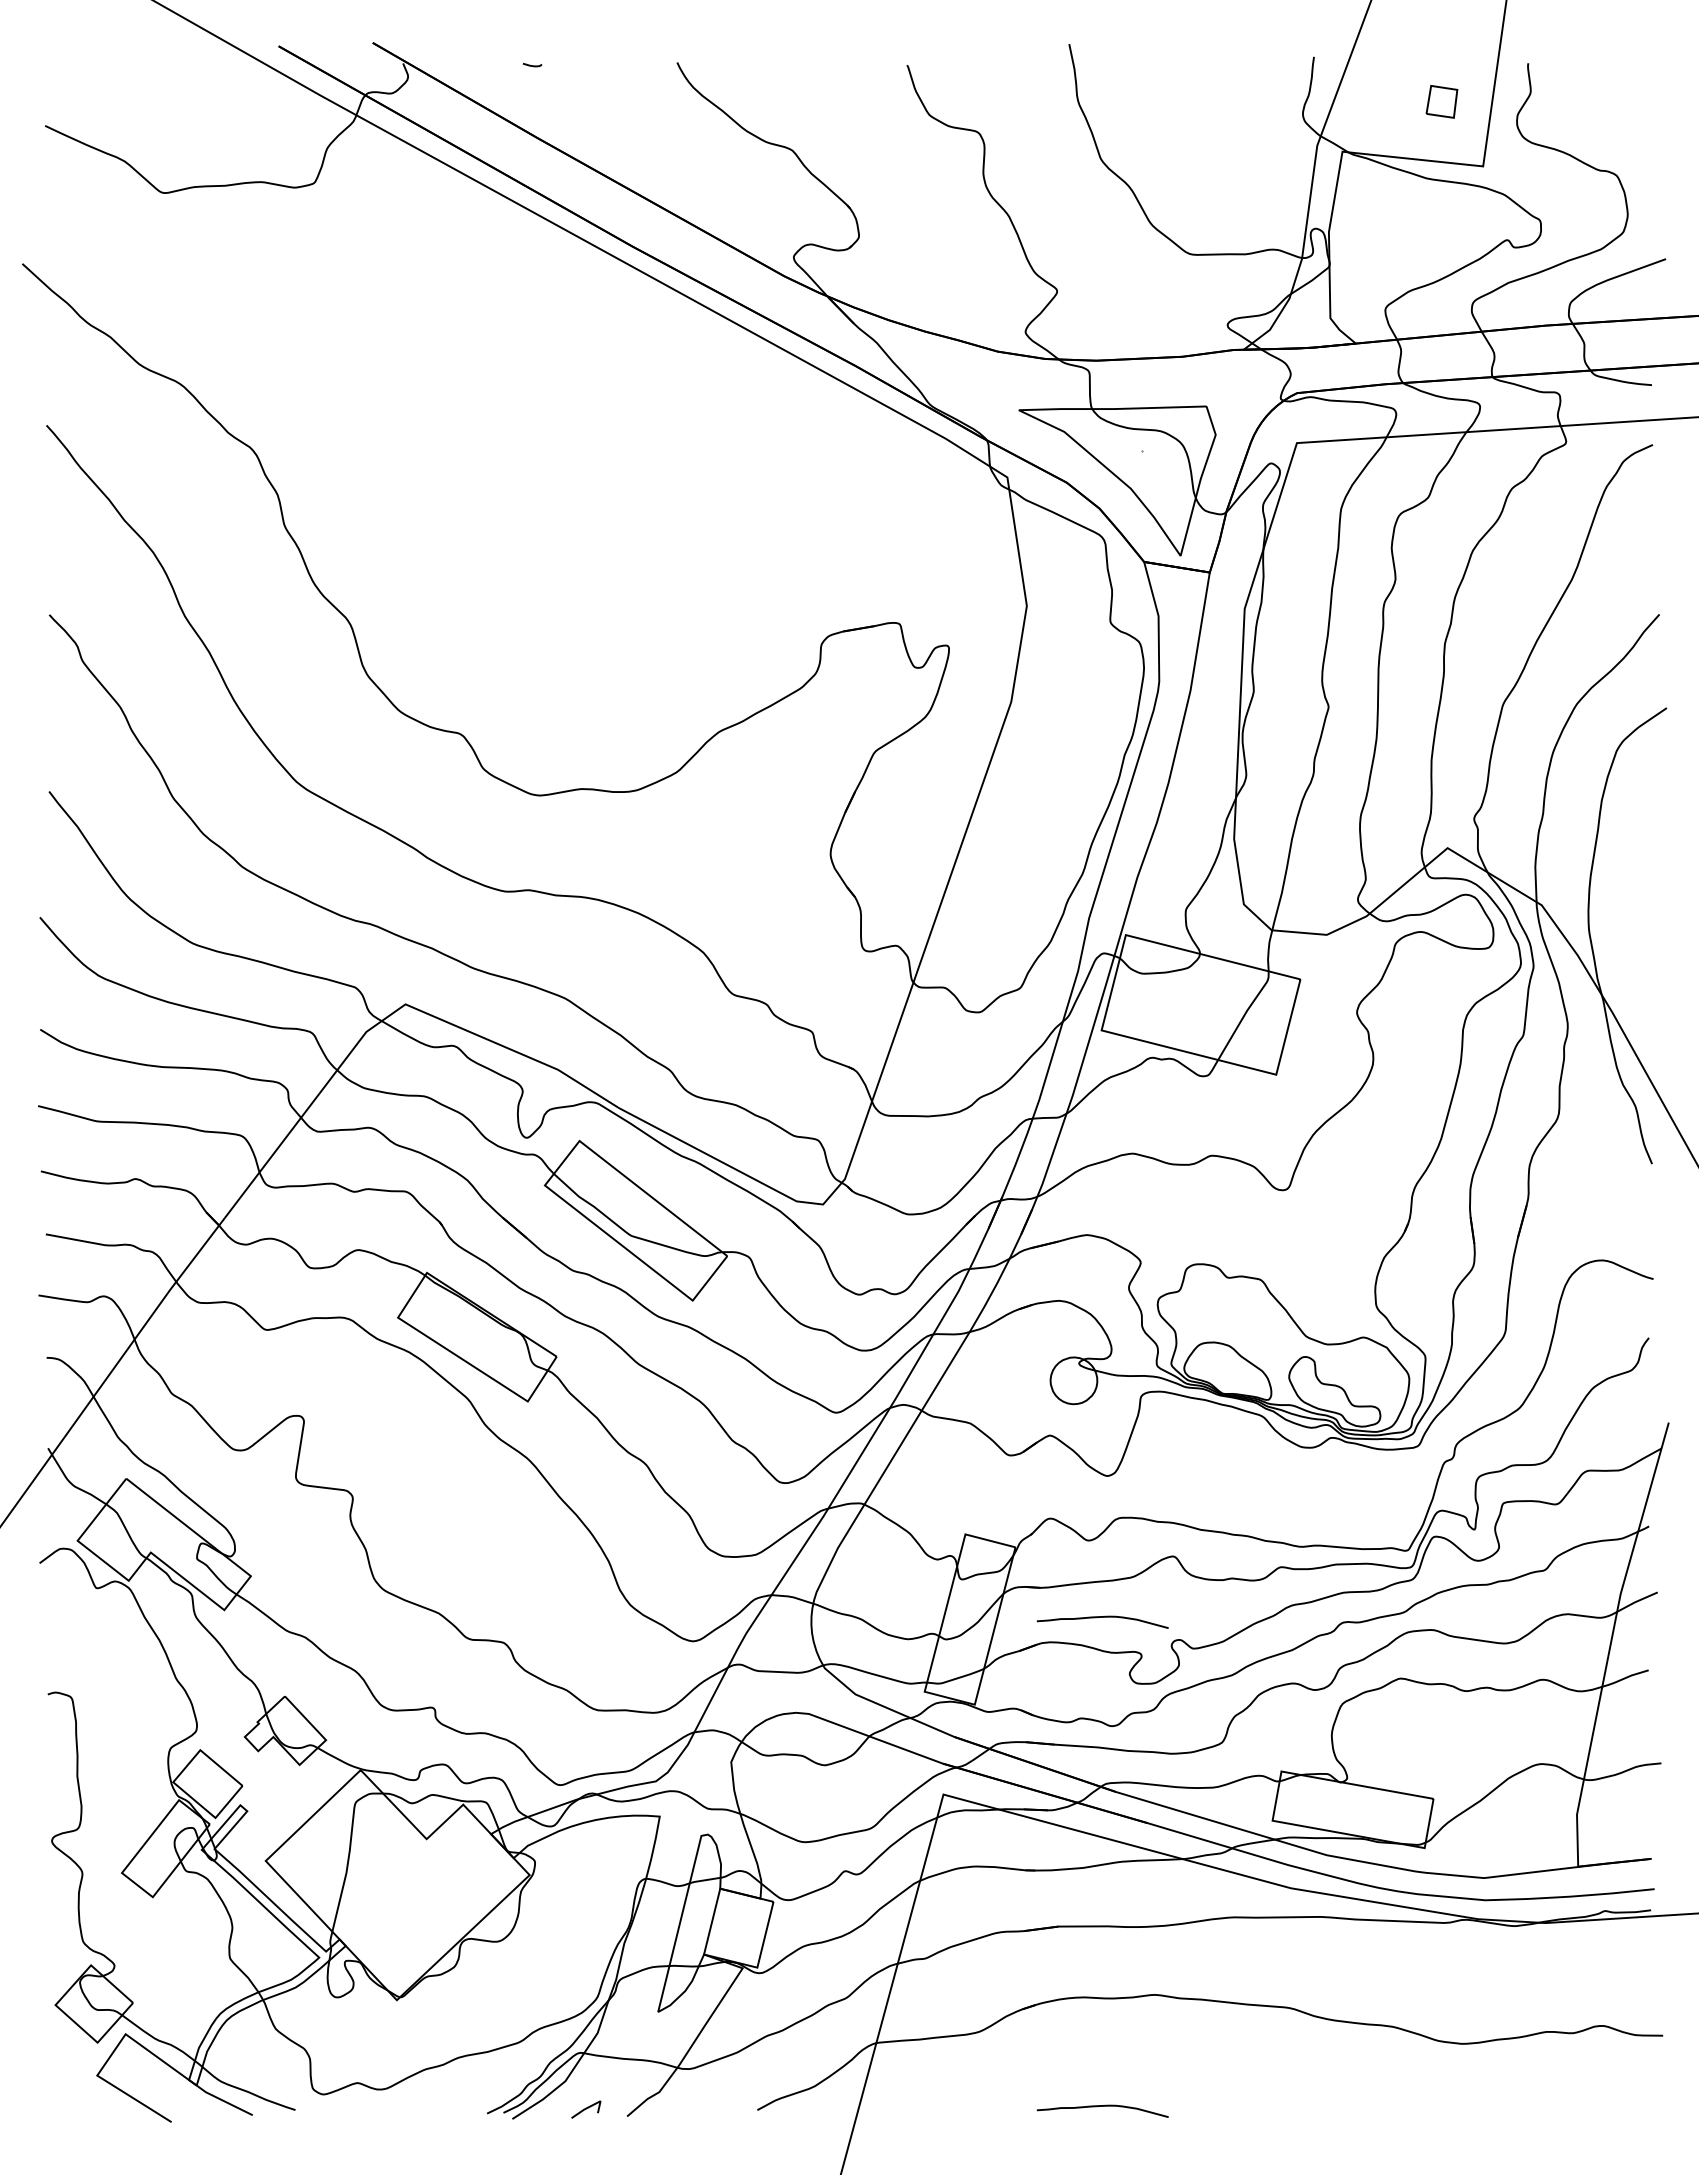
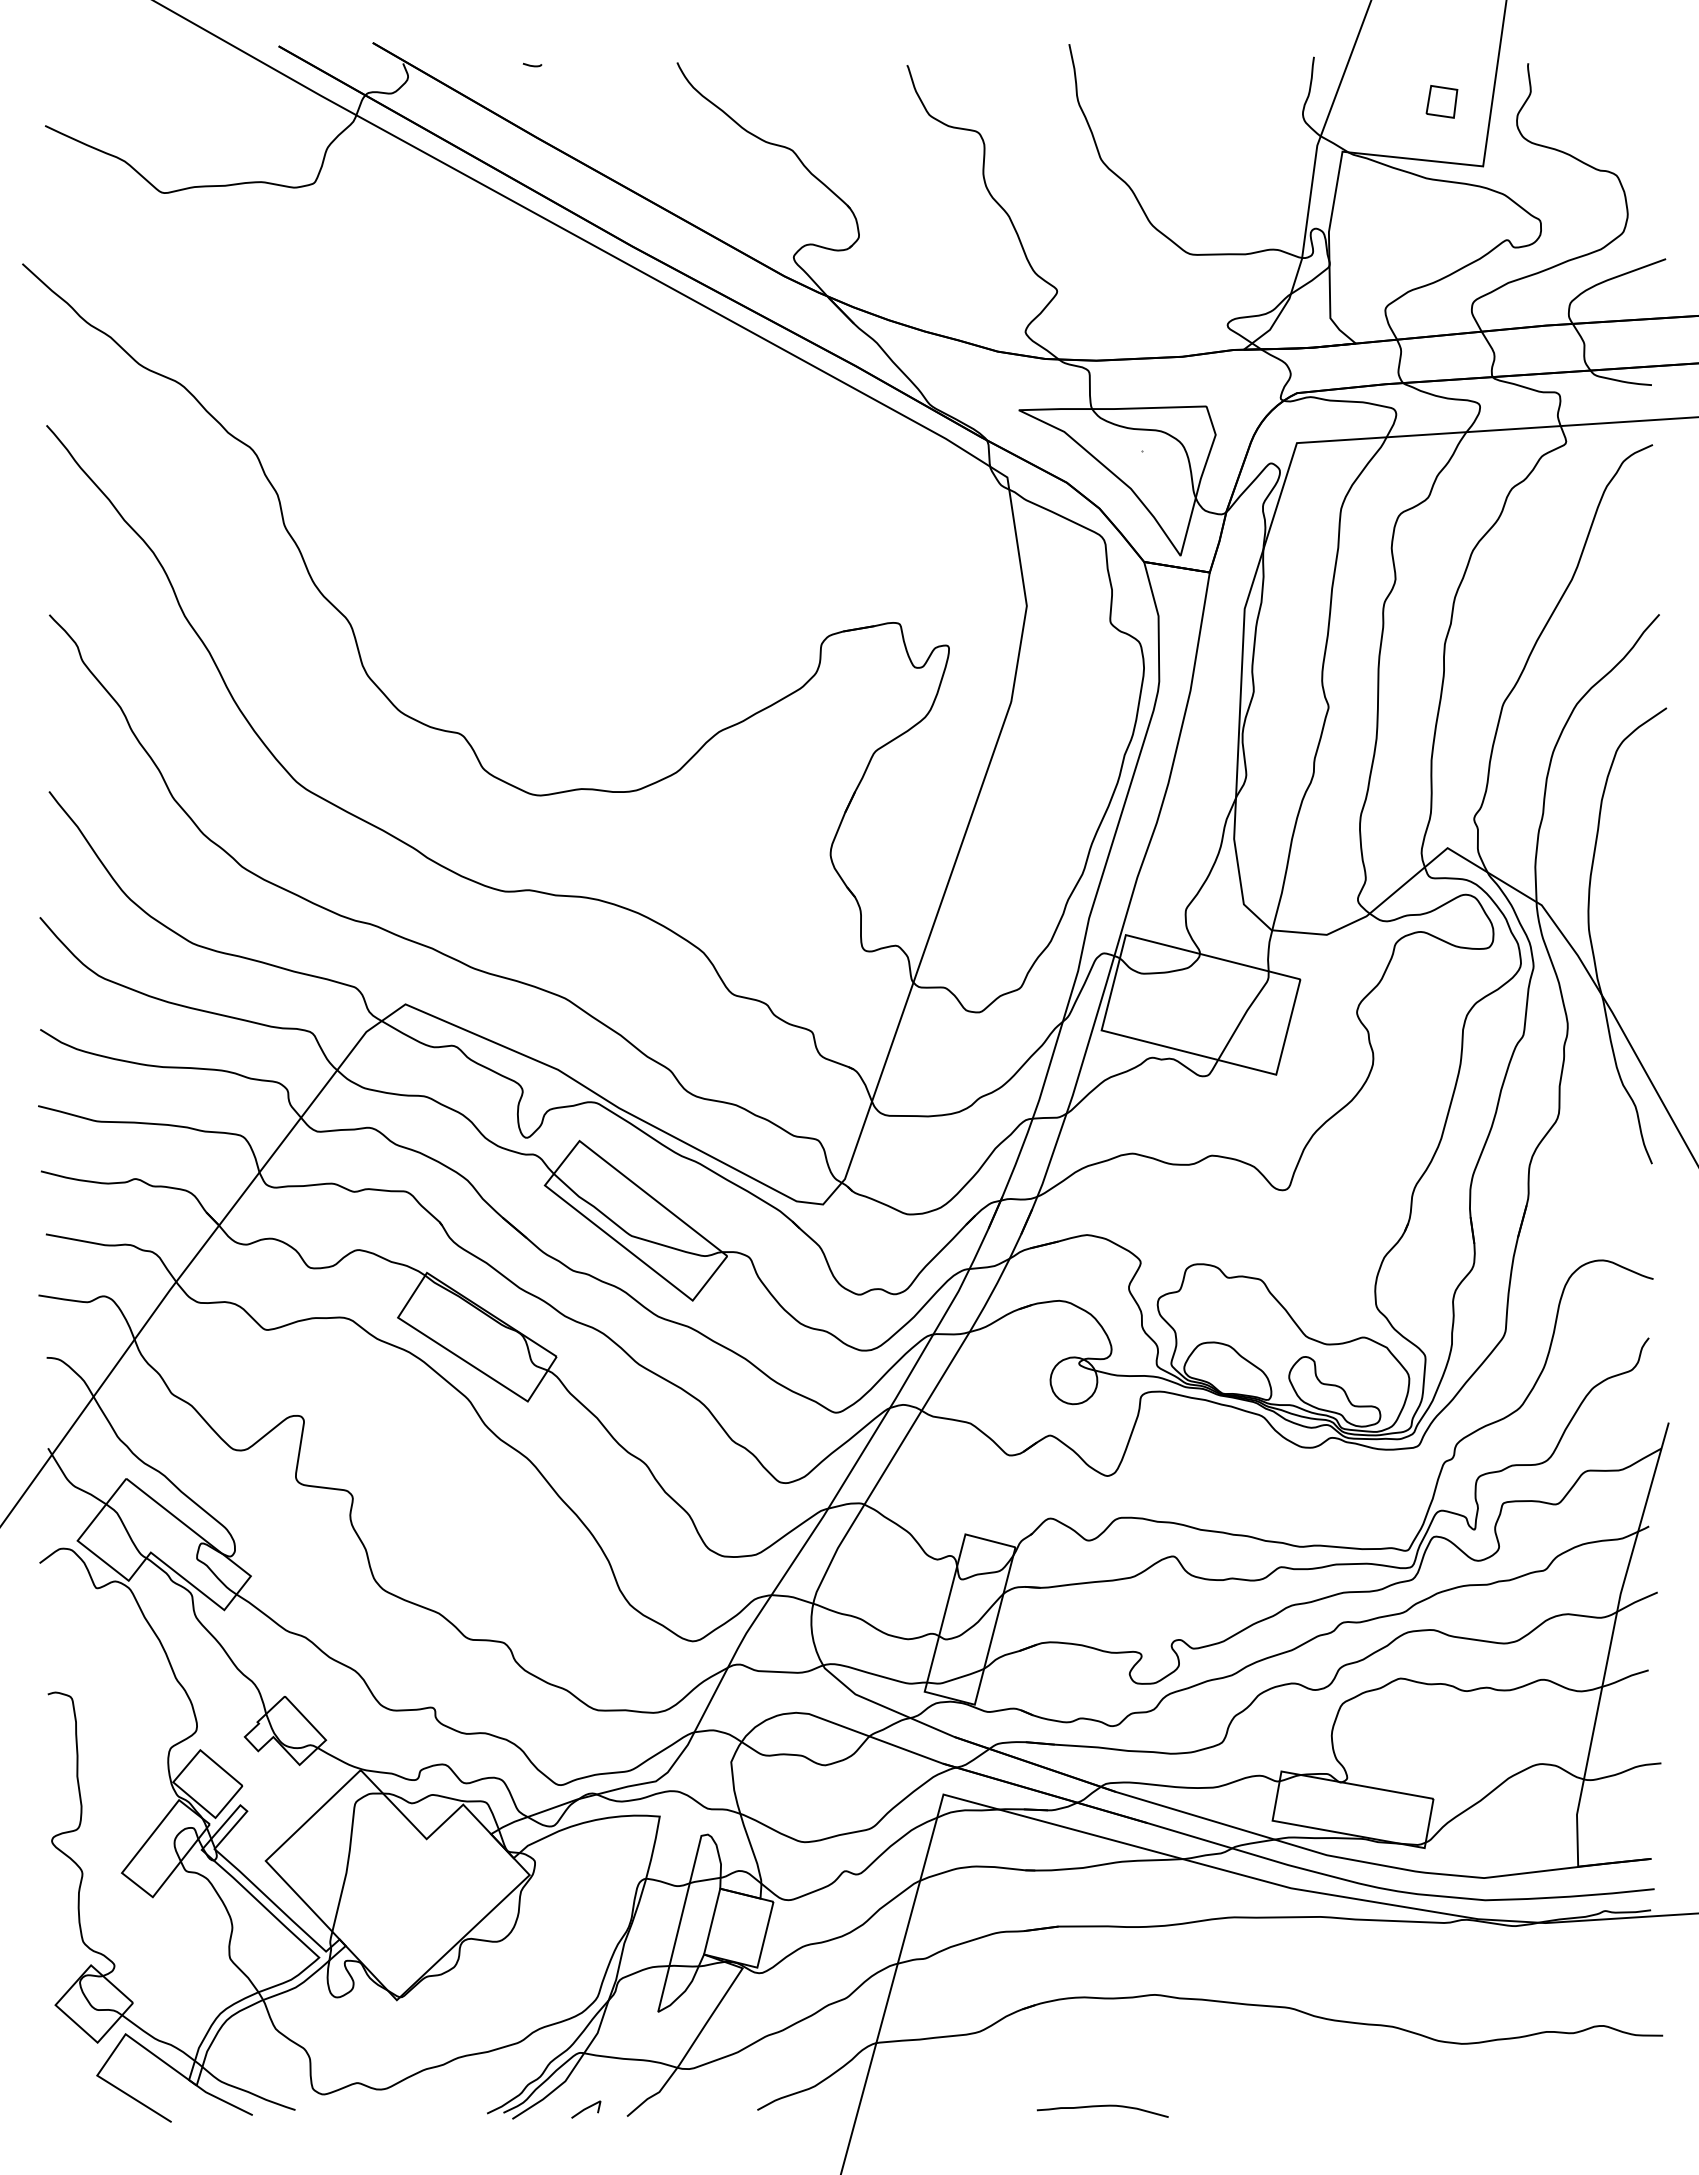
curve: present -> none (1102, 1617)
